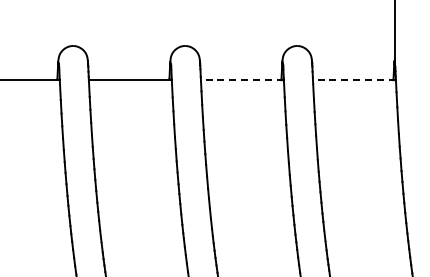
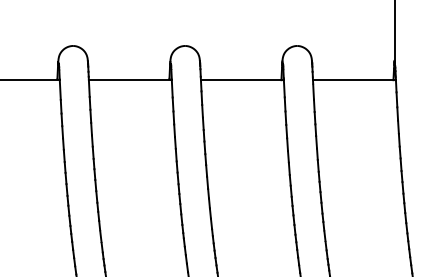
line: dashed -> solid (241, 80)
line: dashed -> solid (353, 80)
